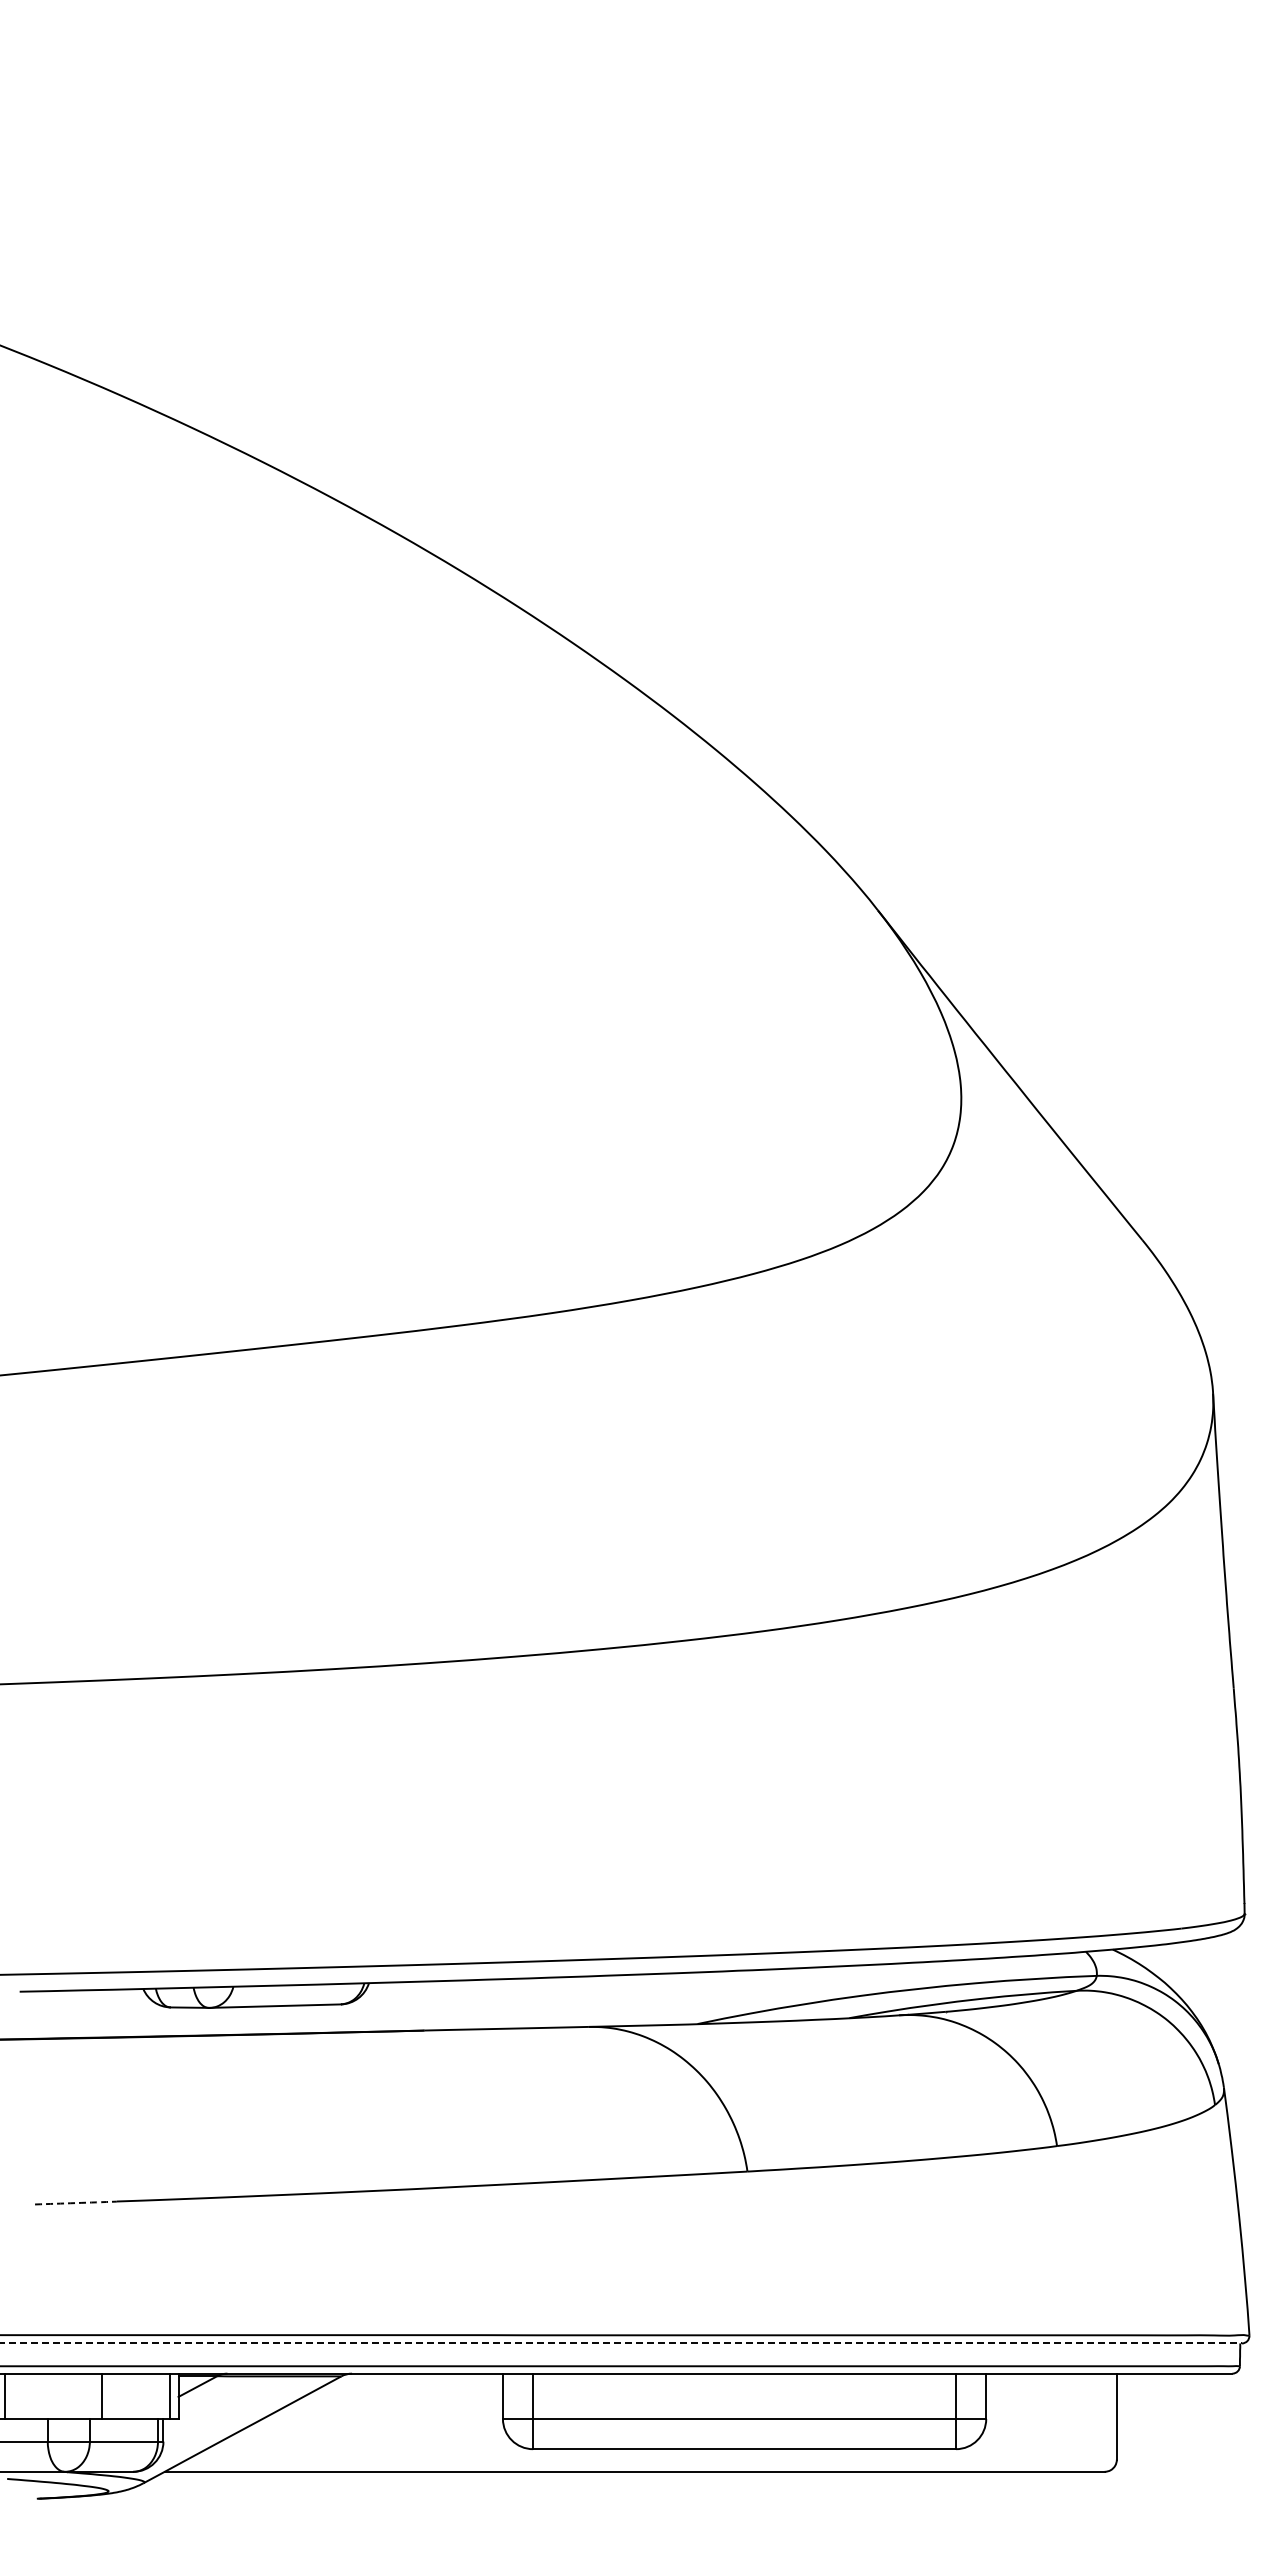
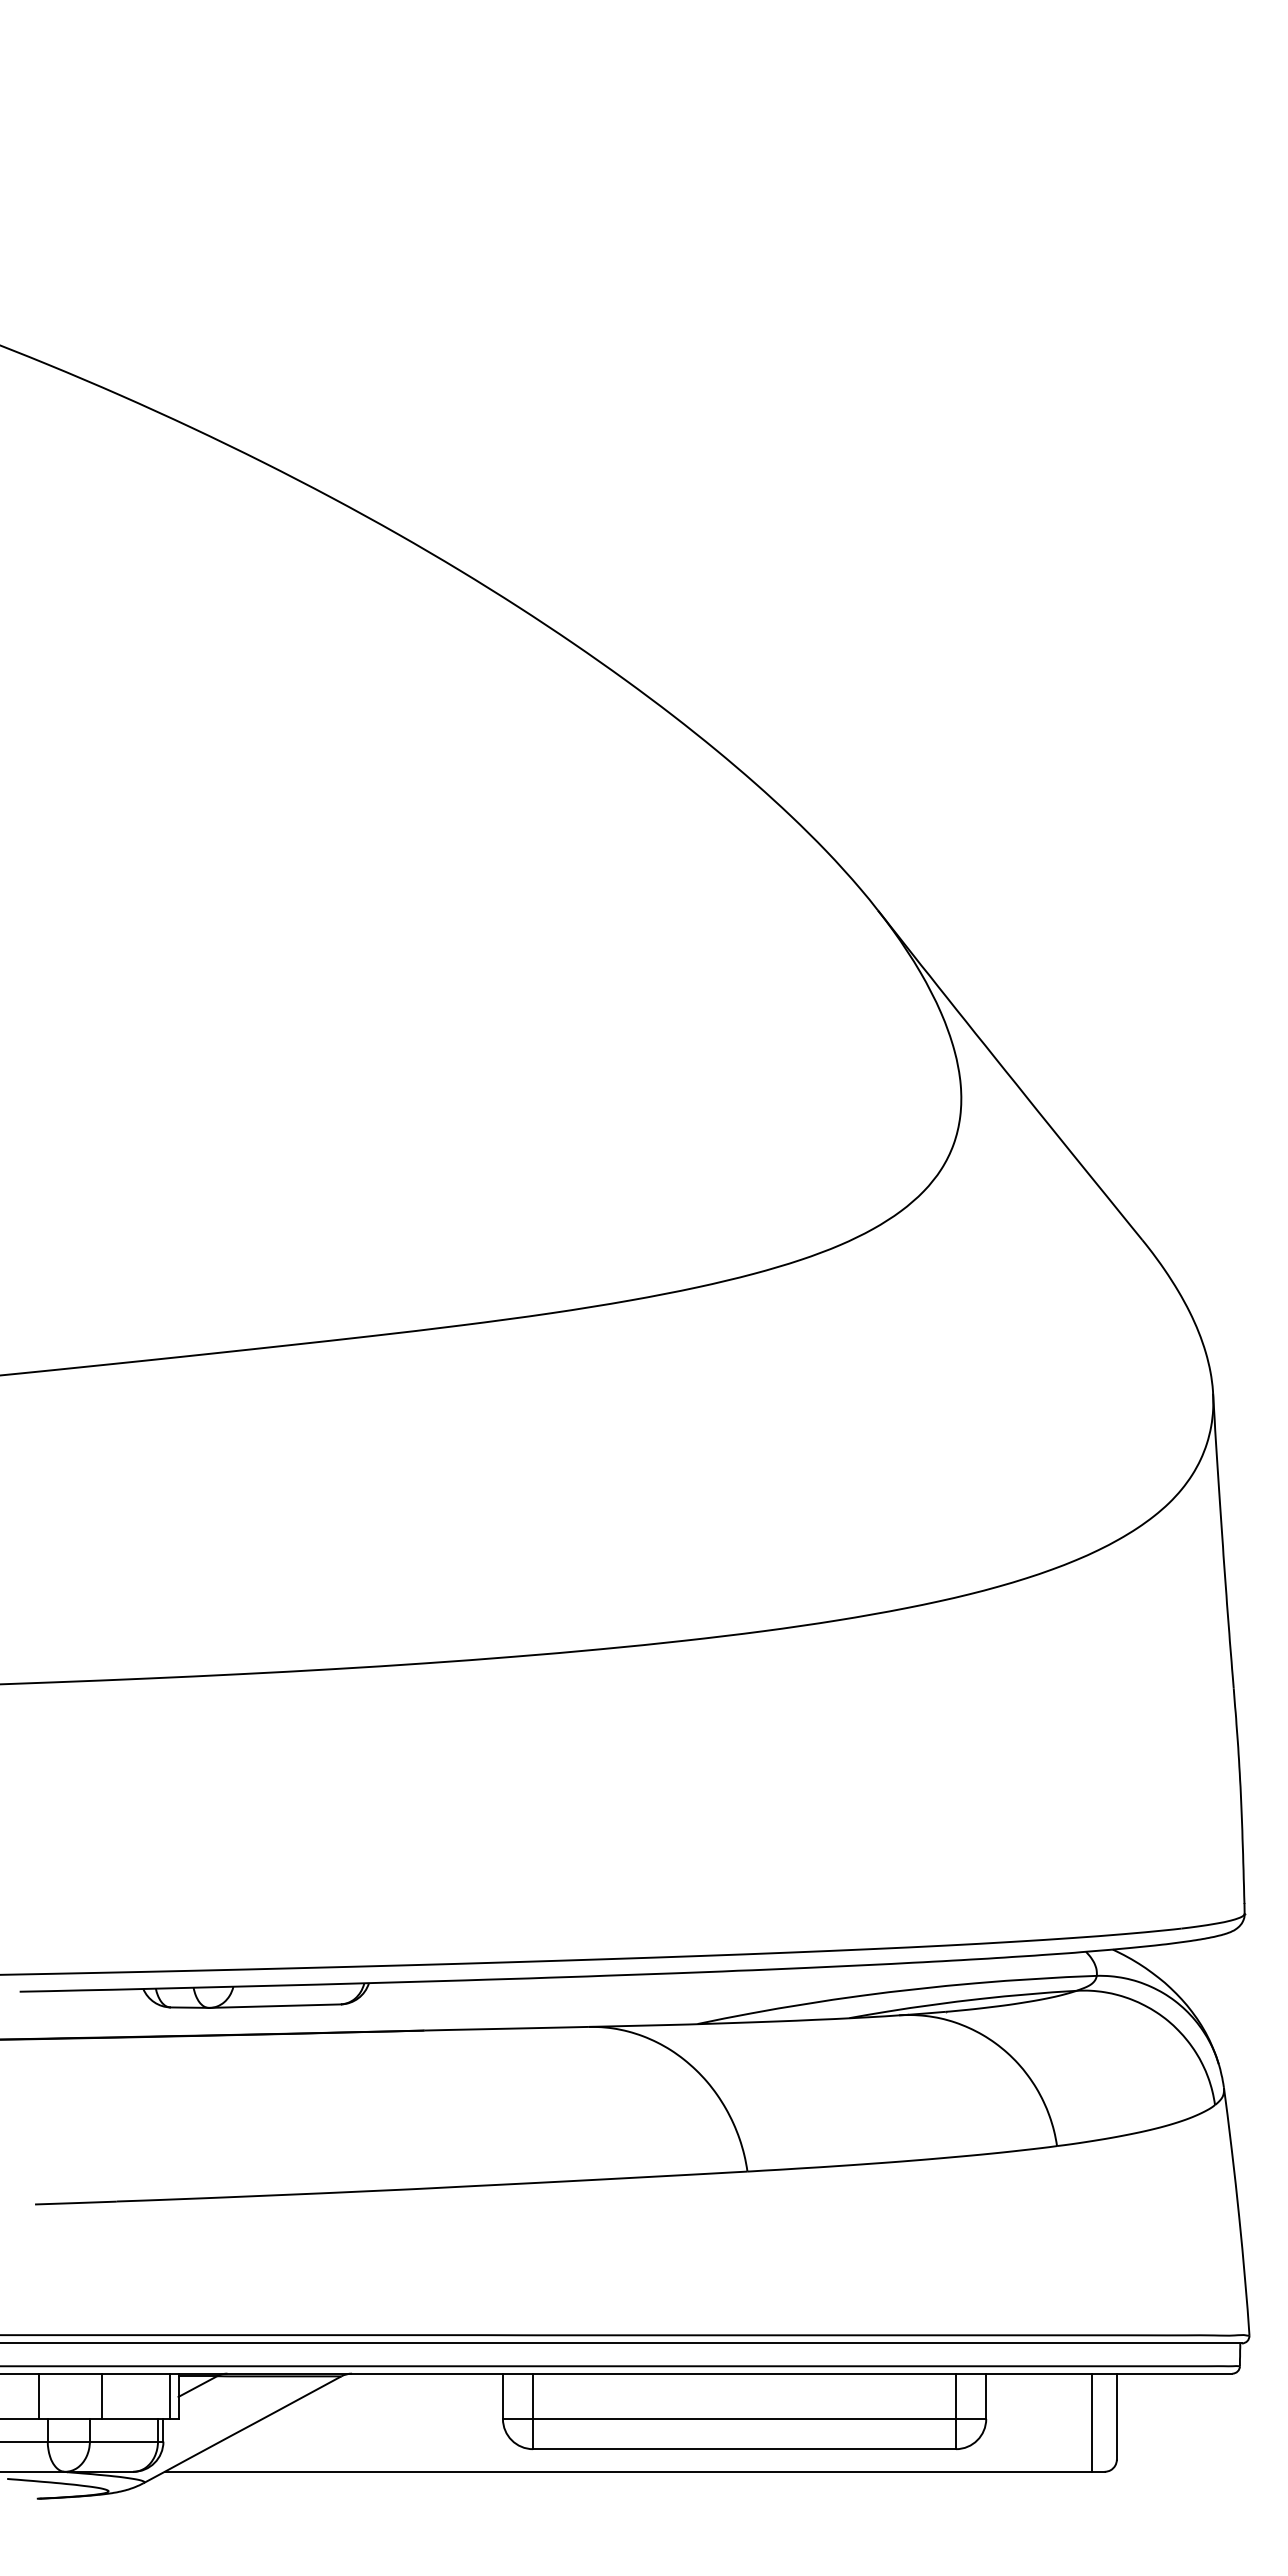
arc: dashed -> solid (75, 2203)
line: dashed -> solid (621, 2343)
line position: (5, 2395) -> (39, 2395) (39, 2395)
line: none -> present (1091, 2422)
